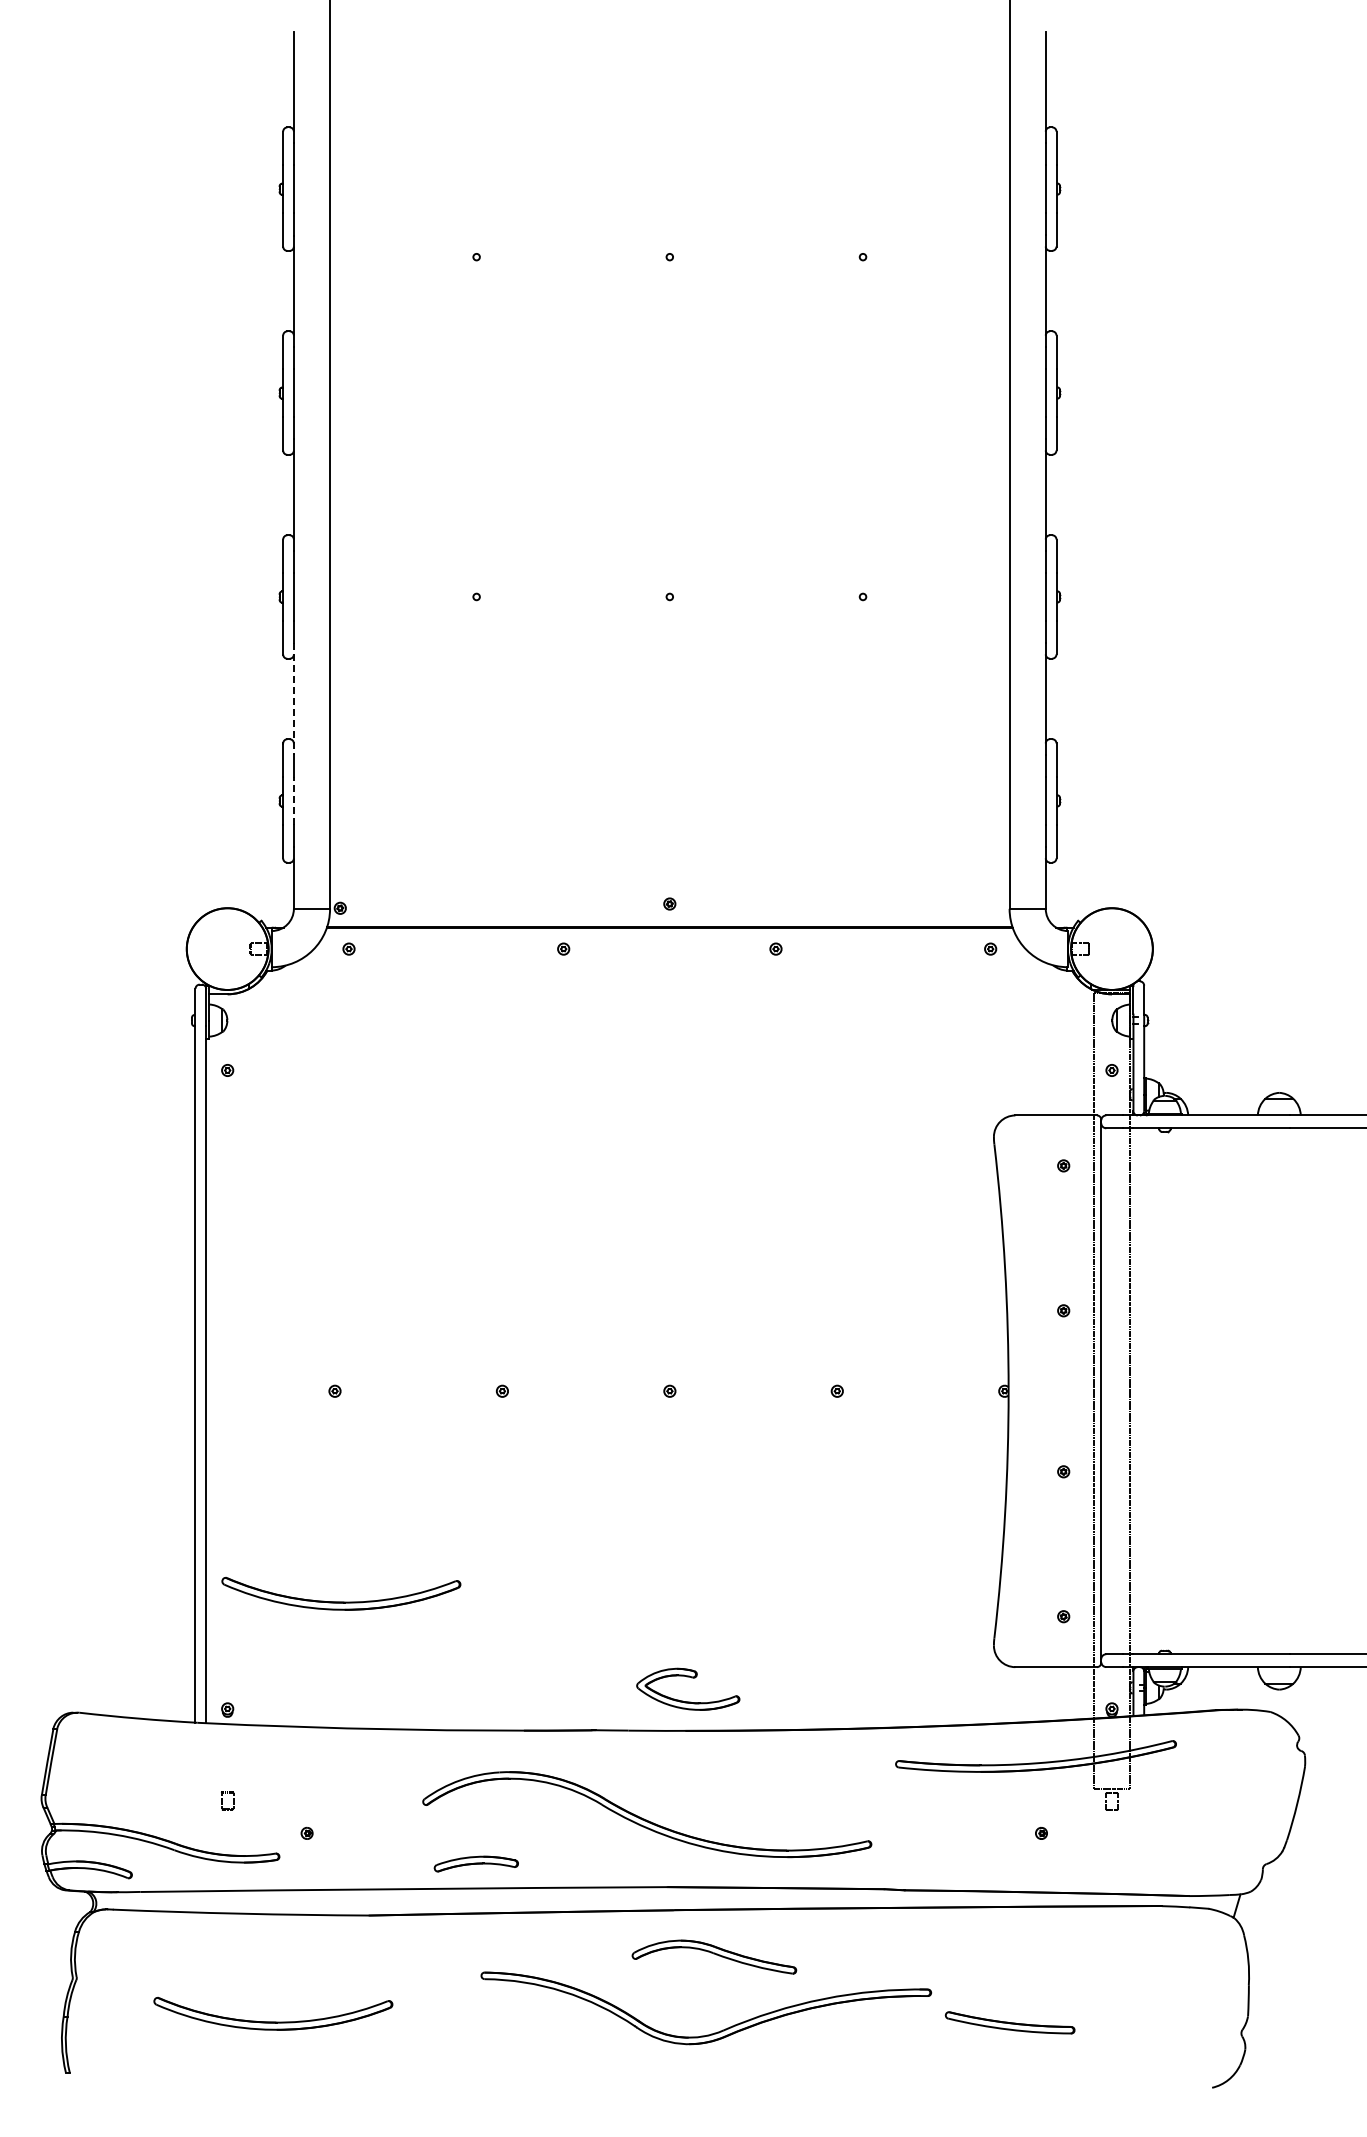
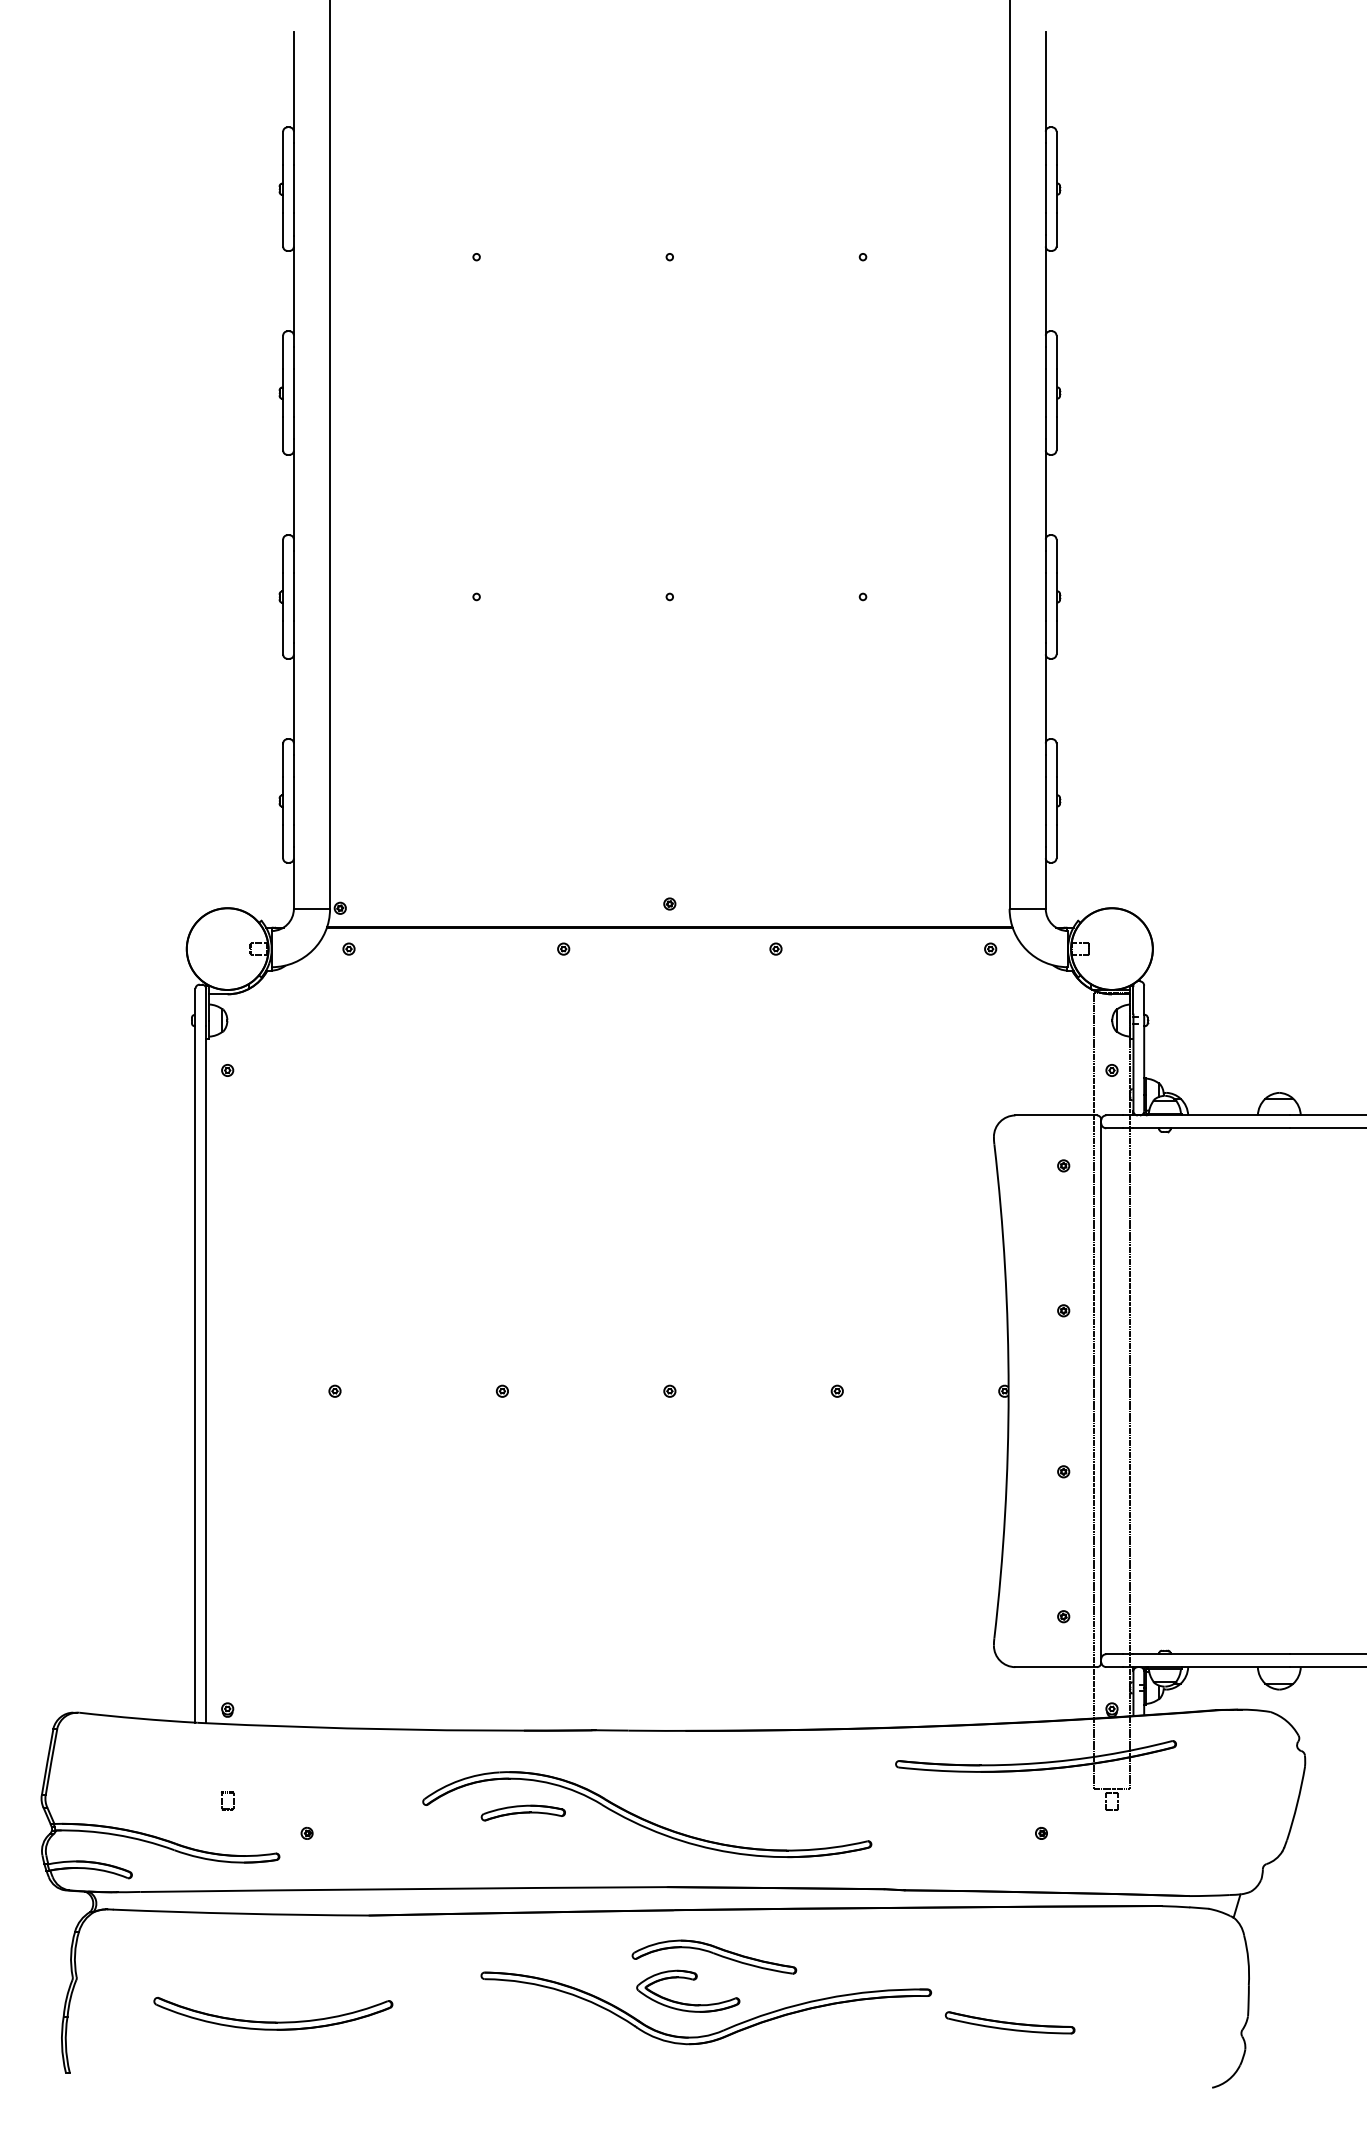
line: dashed -> solid (293, 699)
line: dashed -> solid (293, 800)
part: present -> none (341, 1601)
part position: (691, 1678) -> (691, 1980) (691, 1980)
part position: (475, 1863) -> (522, 1812) (522, 1812)
